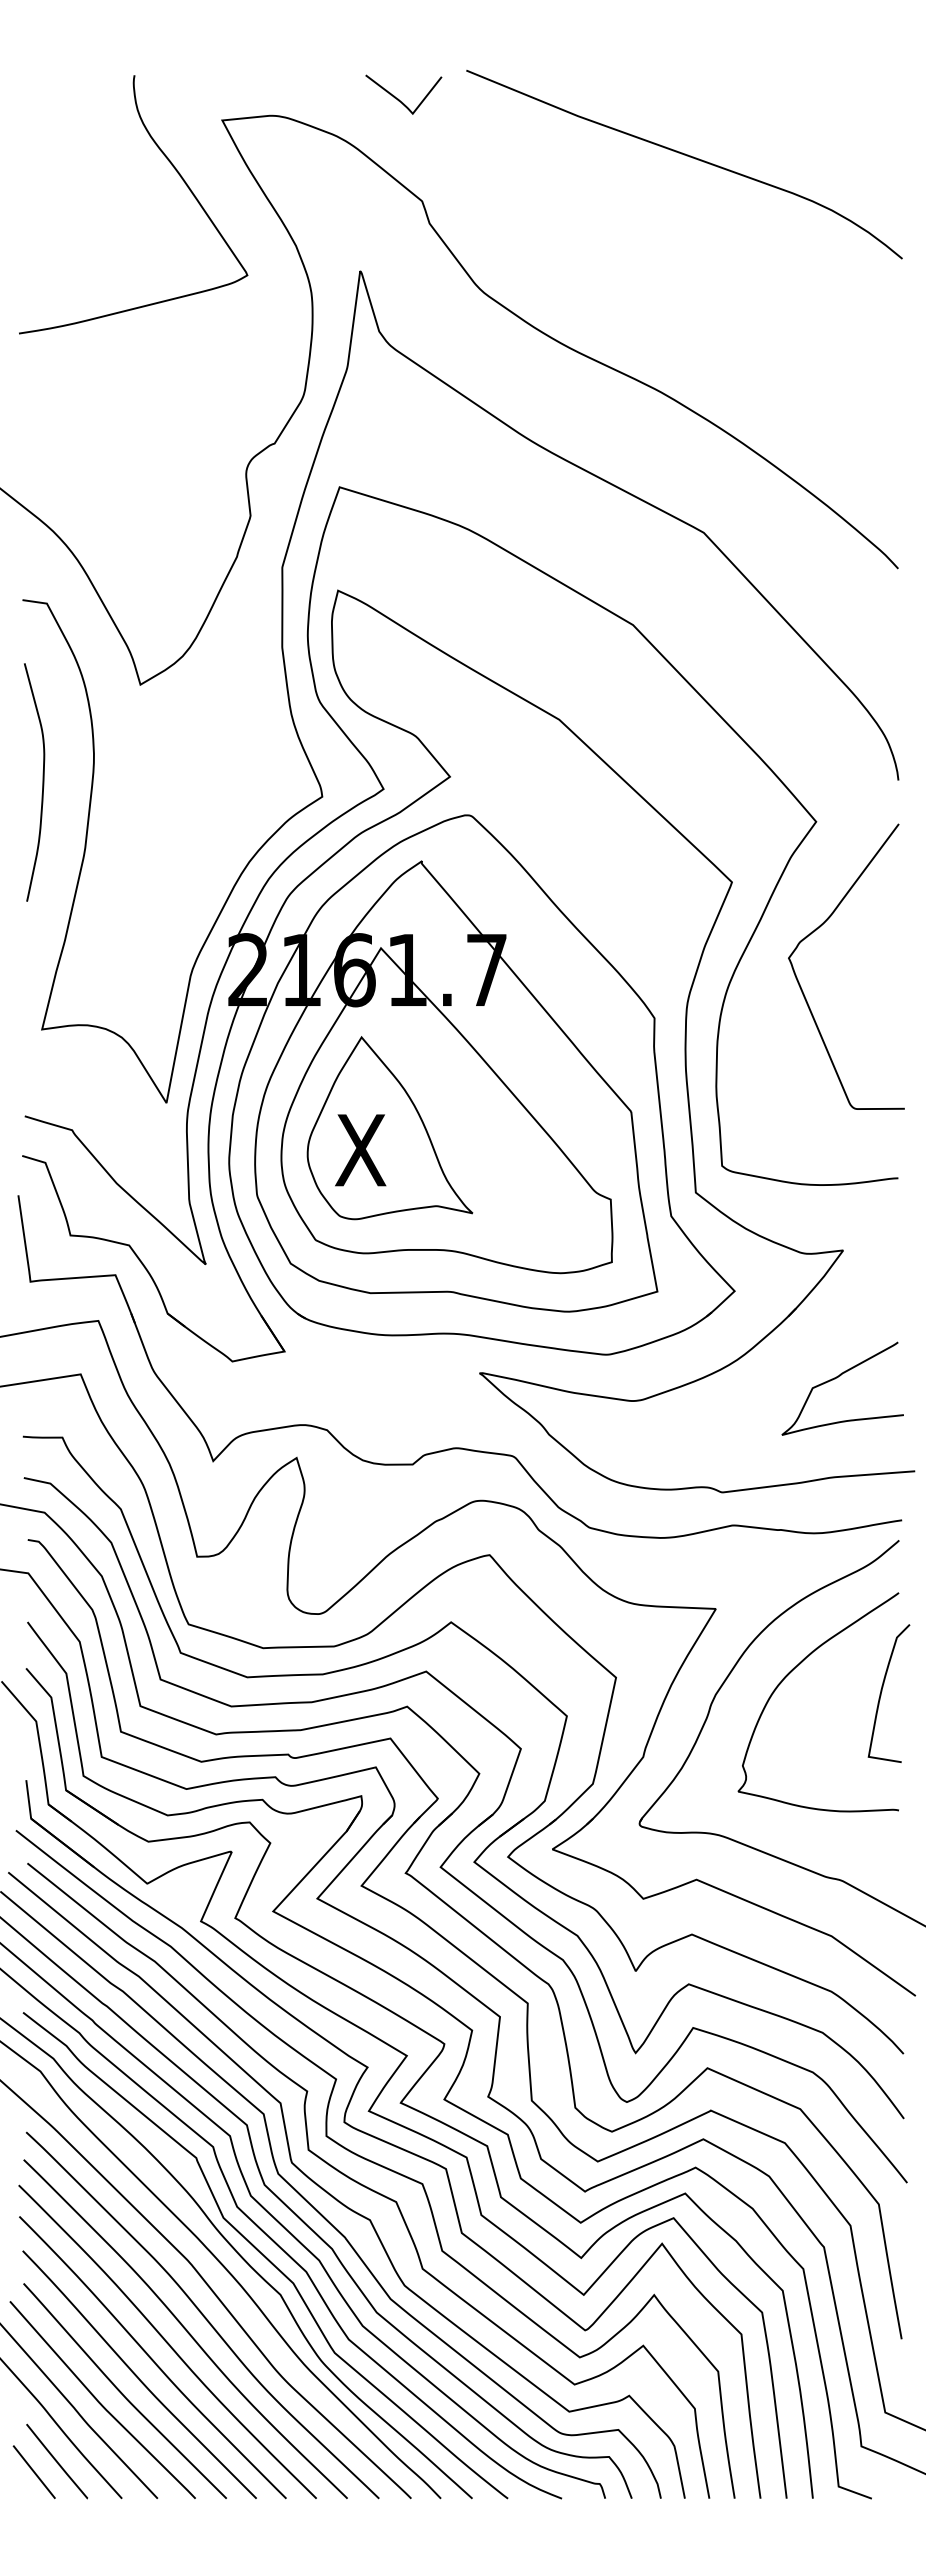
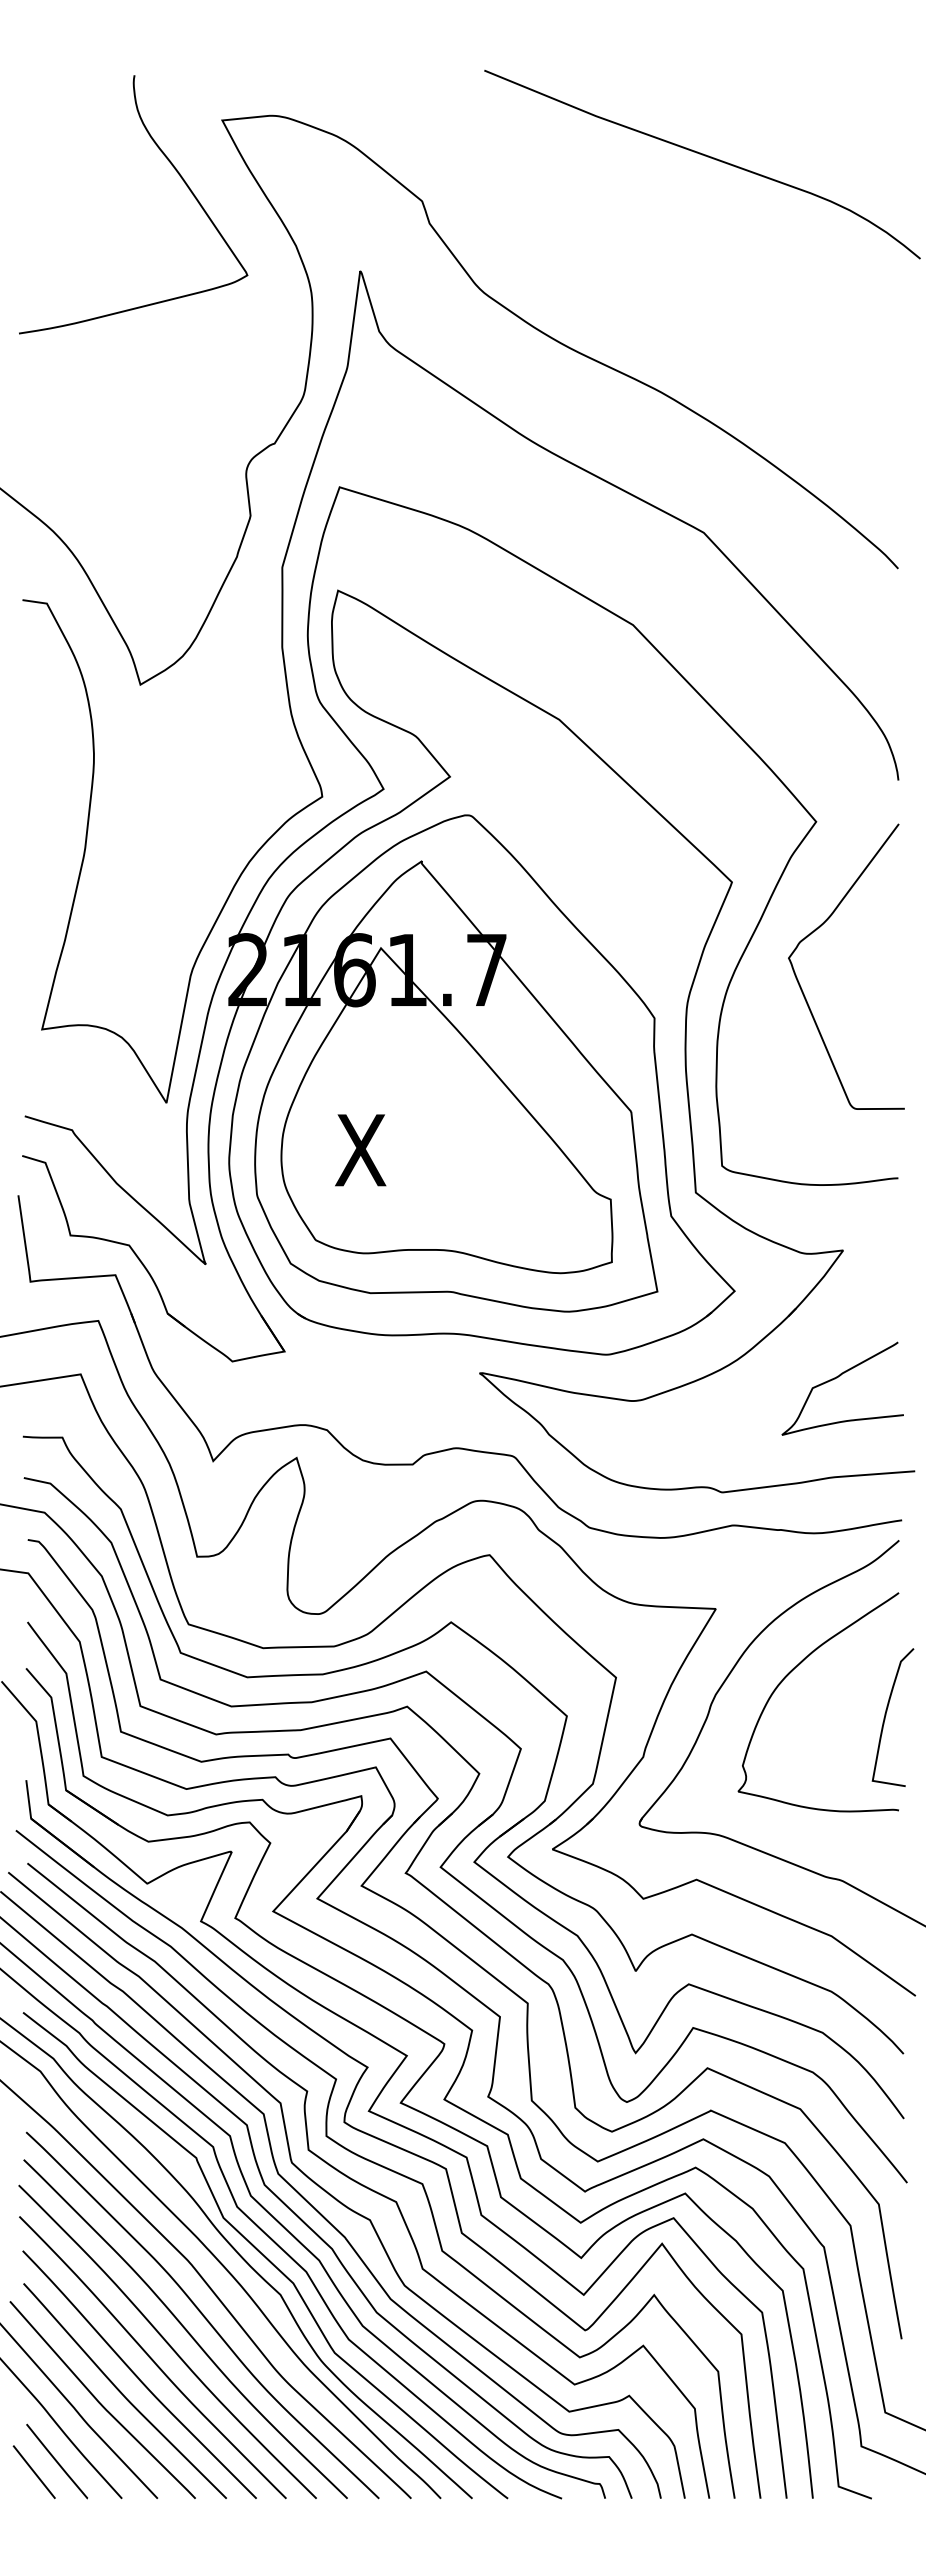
curve: present -> none (398, 98)
curve position: (686, 156) -> (704, 156) (704, 156)
curve: present -> none (42, 782)
part: present -> none (389, 1128)
curve position: (882, 1691) -> (886, 1715) (886, 1715)
